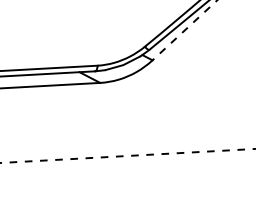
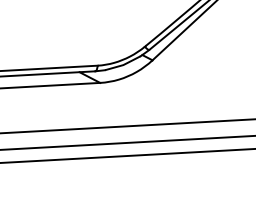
line: dashed -> solid (184, 30)
line: none -> present (127, 126)
line: none -> present (127, 142)
line: dashed -> solid (128, 155)
